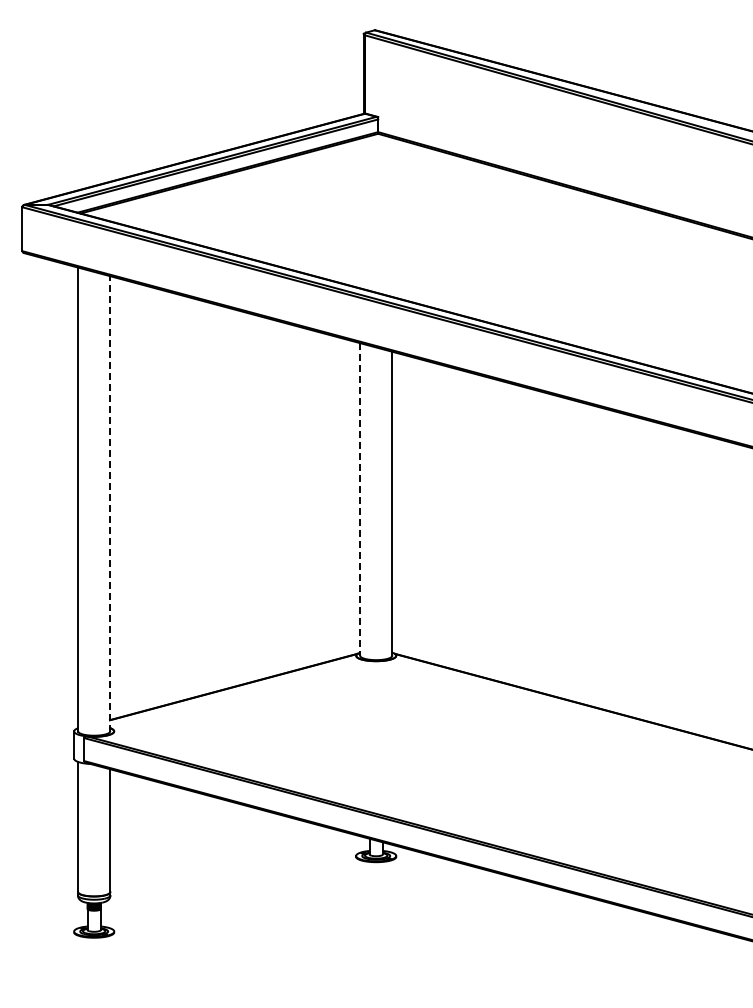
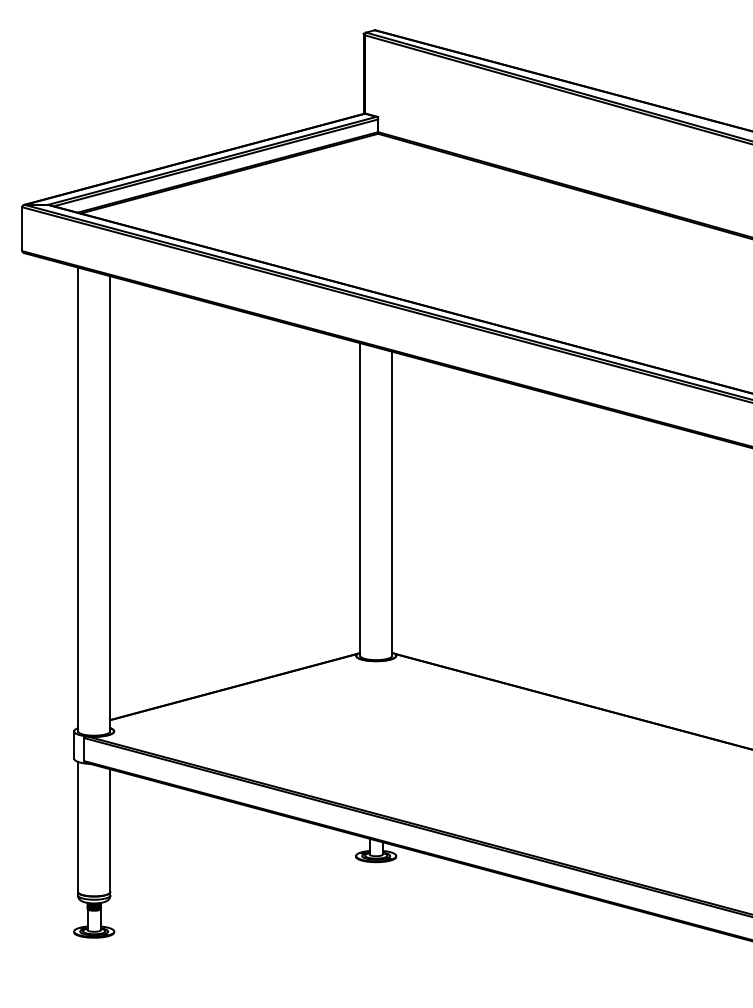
line: dashed -> solid (360, 499)
line: dashed -> solid (110, 504)
